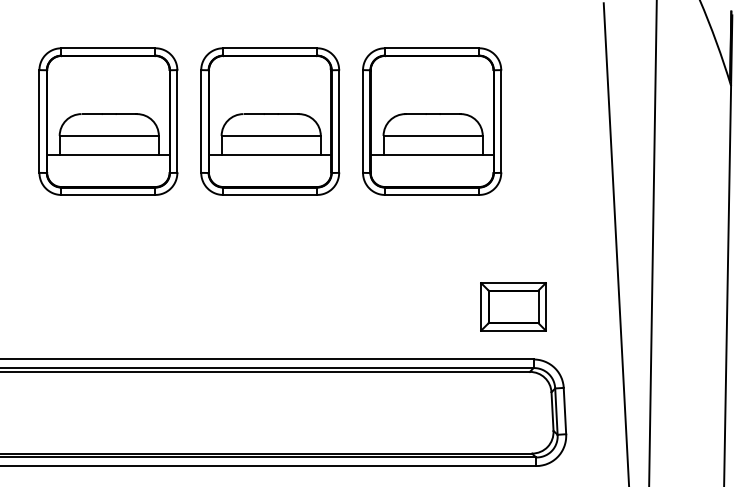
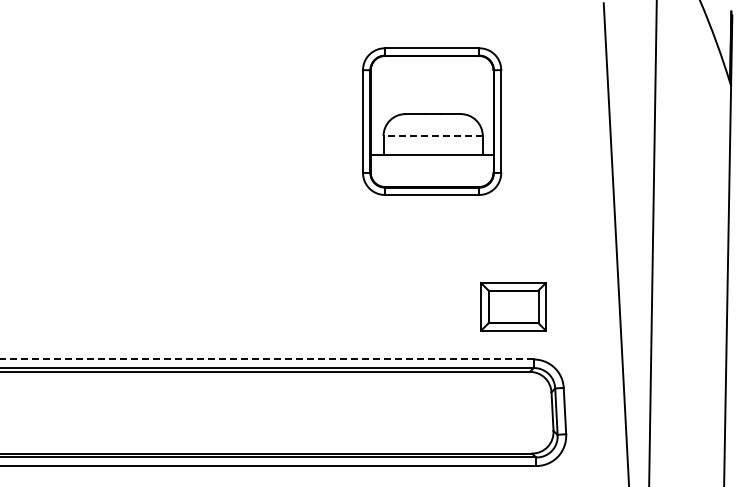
part: present -> none (108, 121)
part: present -> none (270, 121)
line: solid -> dashed (433, 135)
line: solid -> dashed (266, 359)
